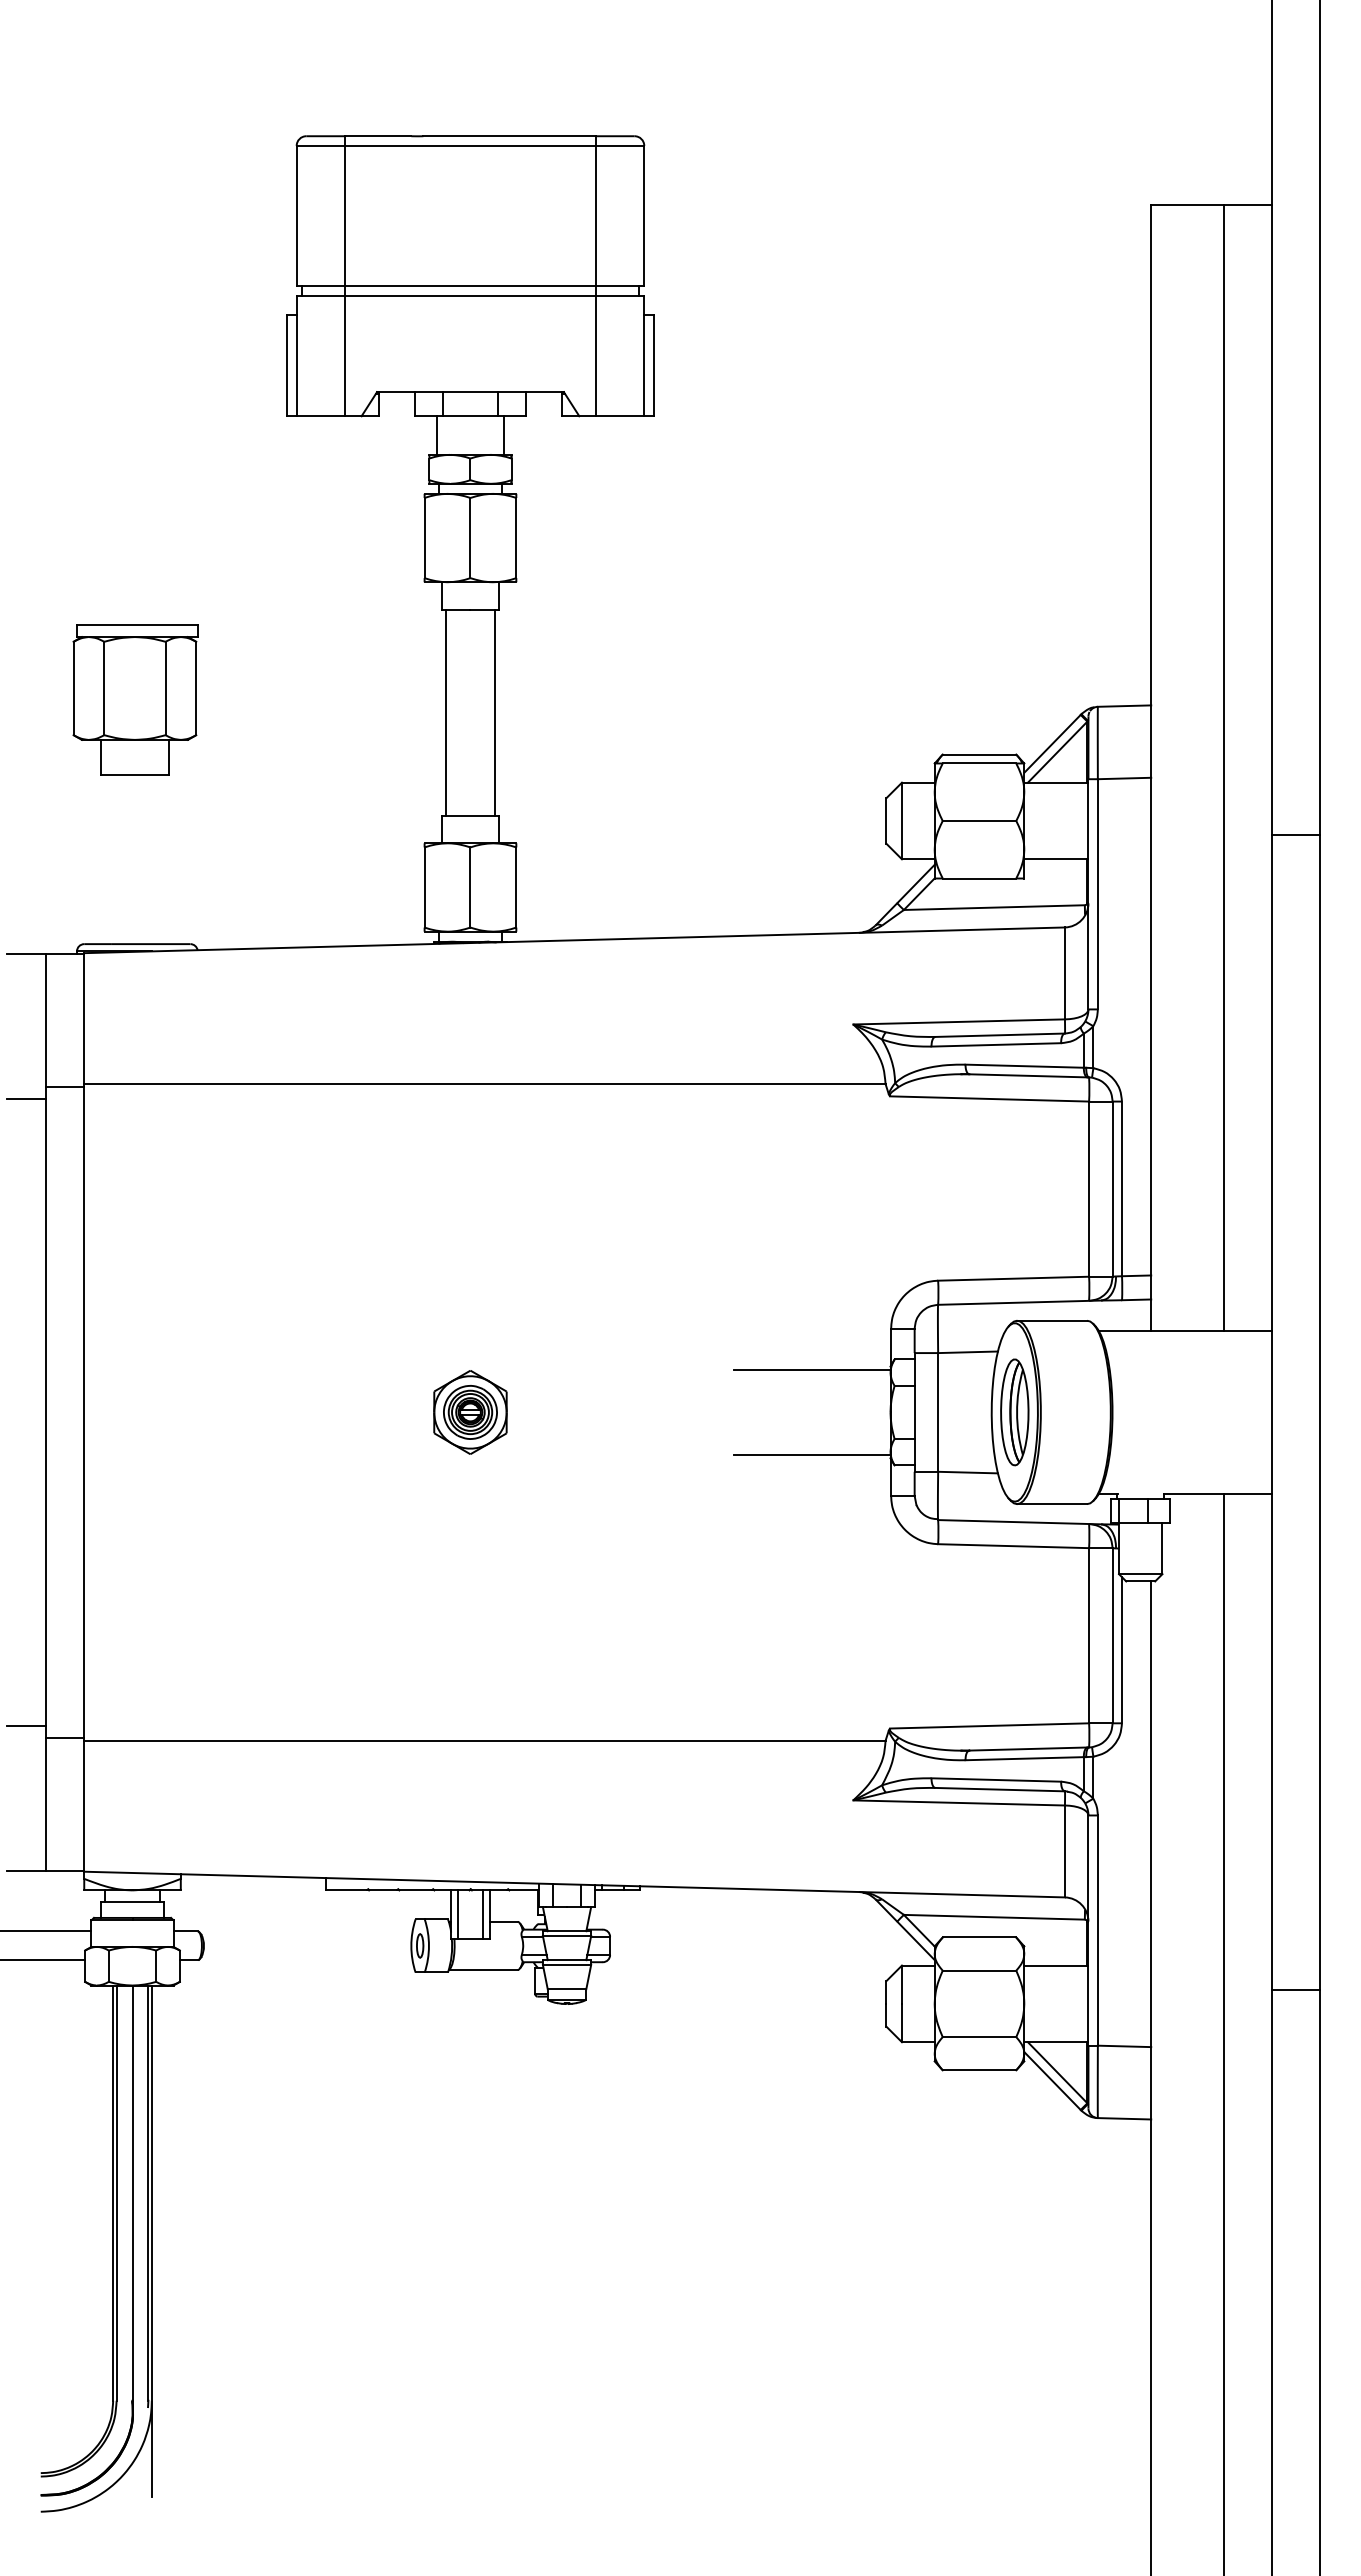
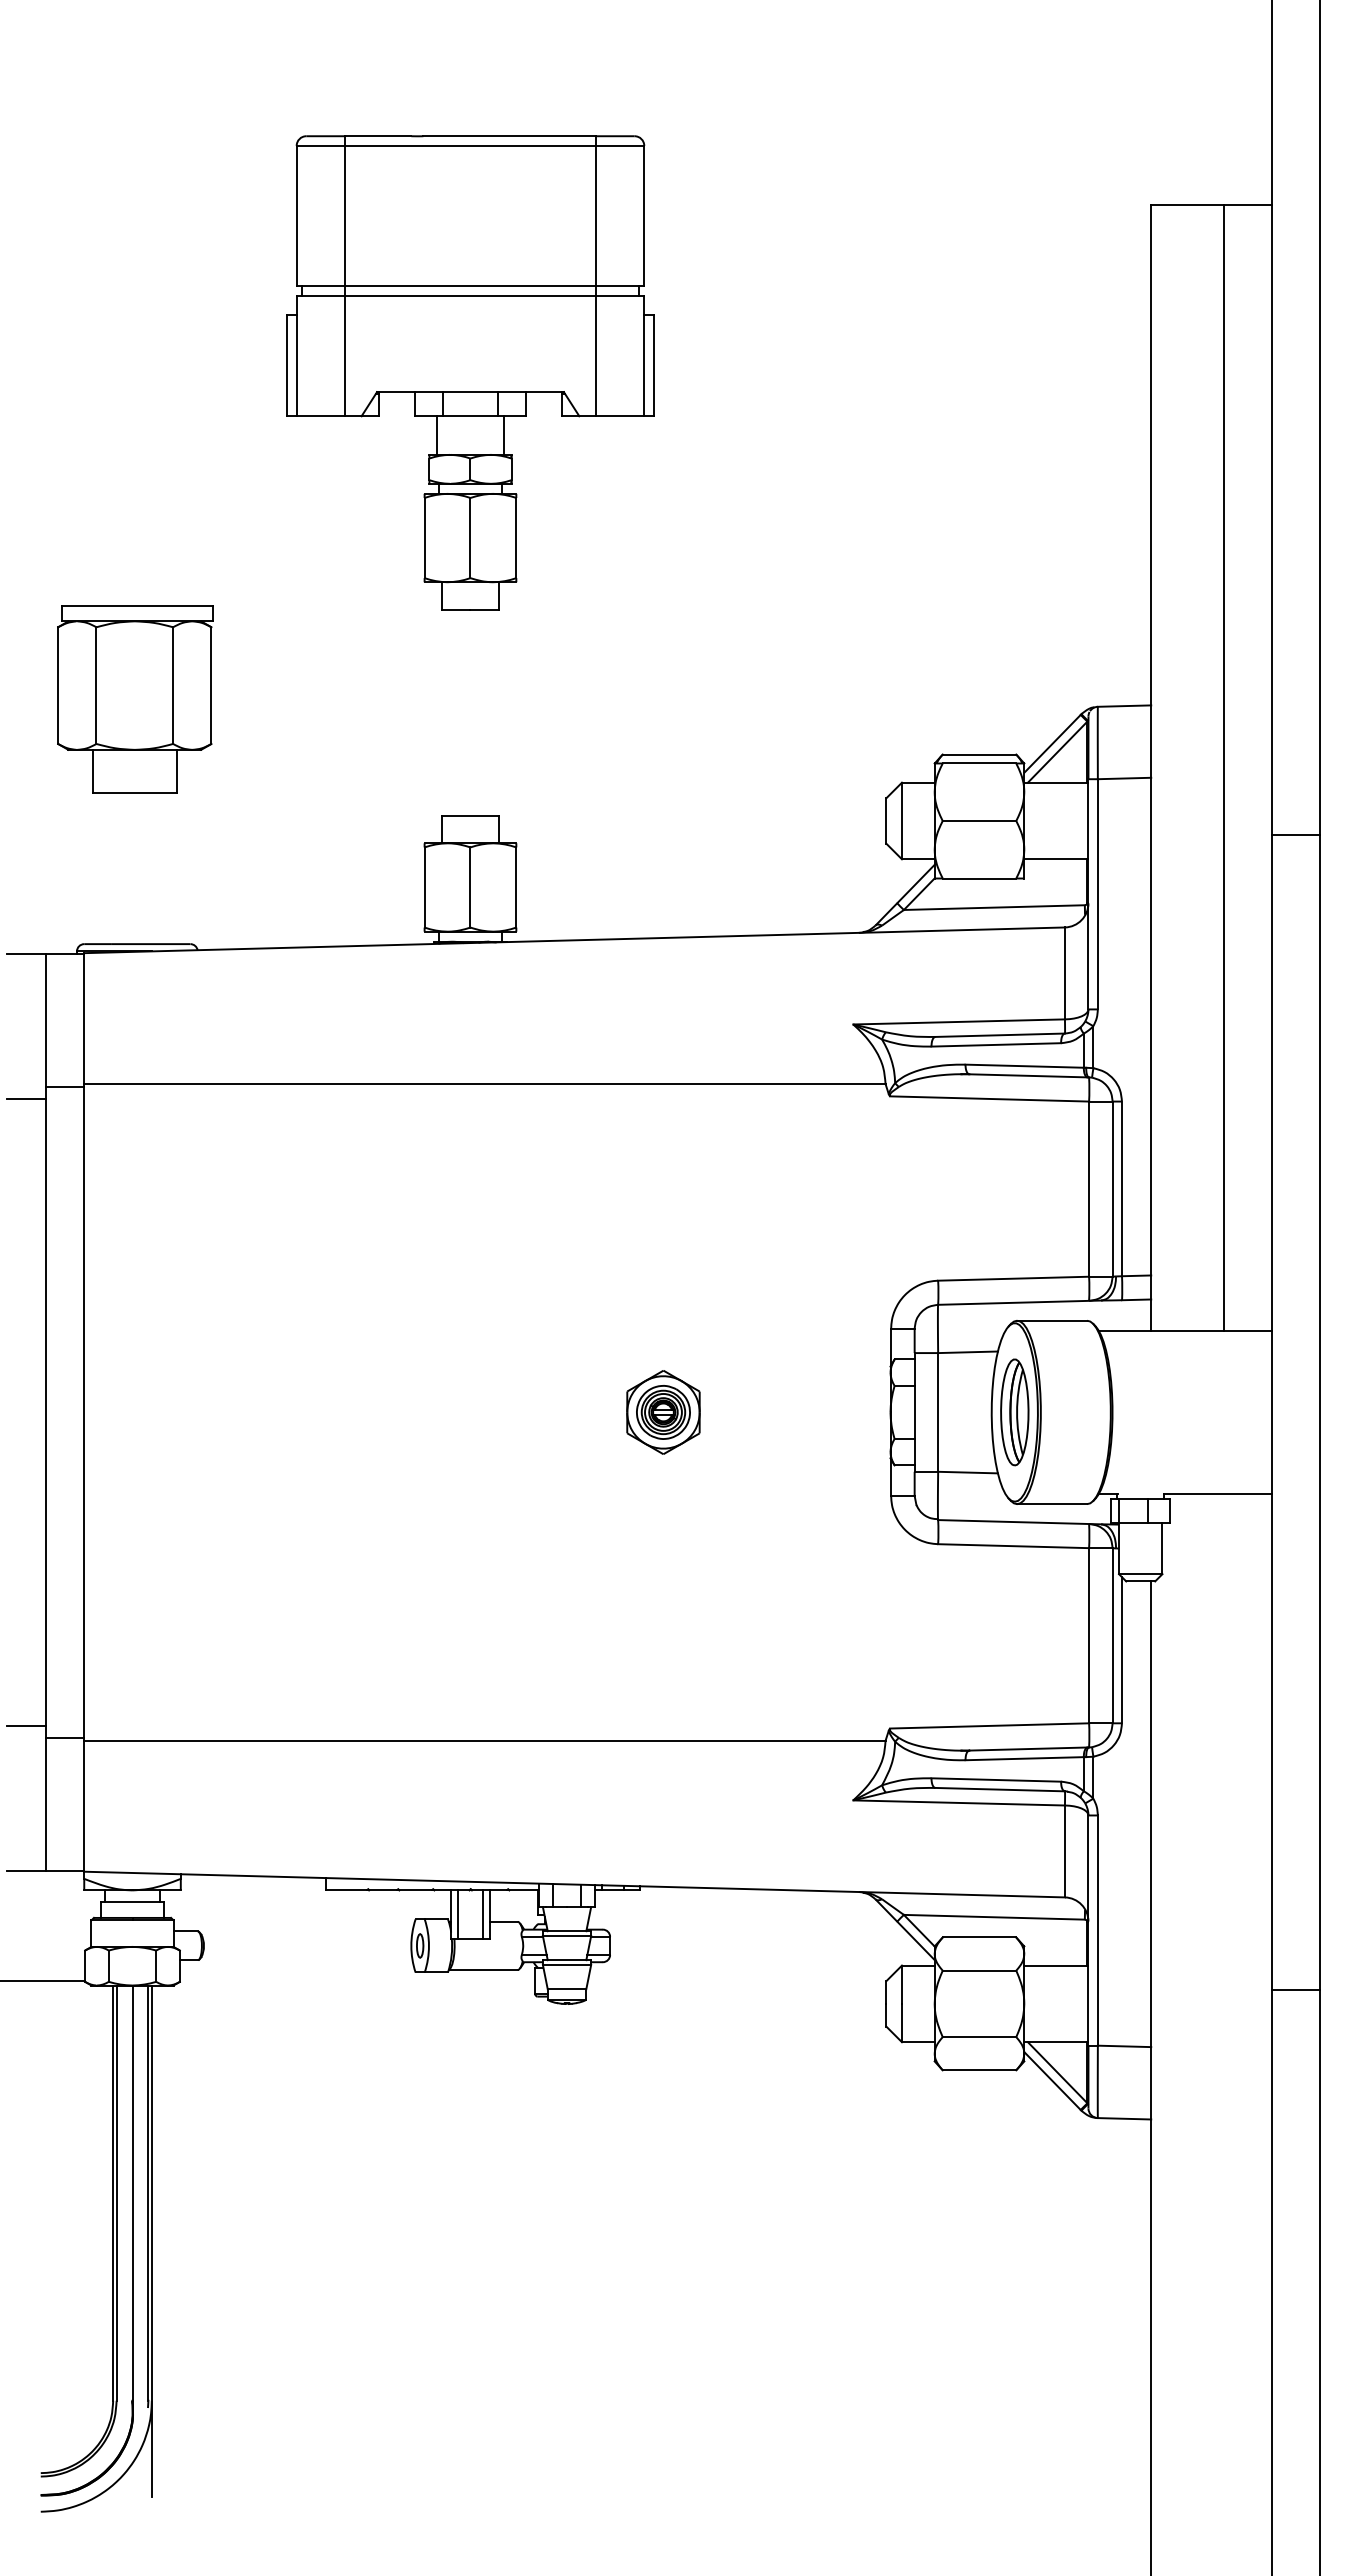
part size: 127x152 px -> 157x189 px (135, 699)
line: present -> none (446, 712)
line: present -> none (494, 712)
line: present -> none (811, 1370)
part position: (470, 1412) -> (663, 1412) (663, 1412)
line: present -> none (811, 1454)
line: present -> none (46, 1931)
line position: (43, 1960) -> (43, 1981) (43, 1981)
line: present -> none (1223, 2032)
